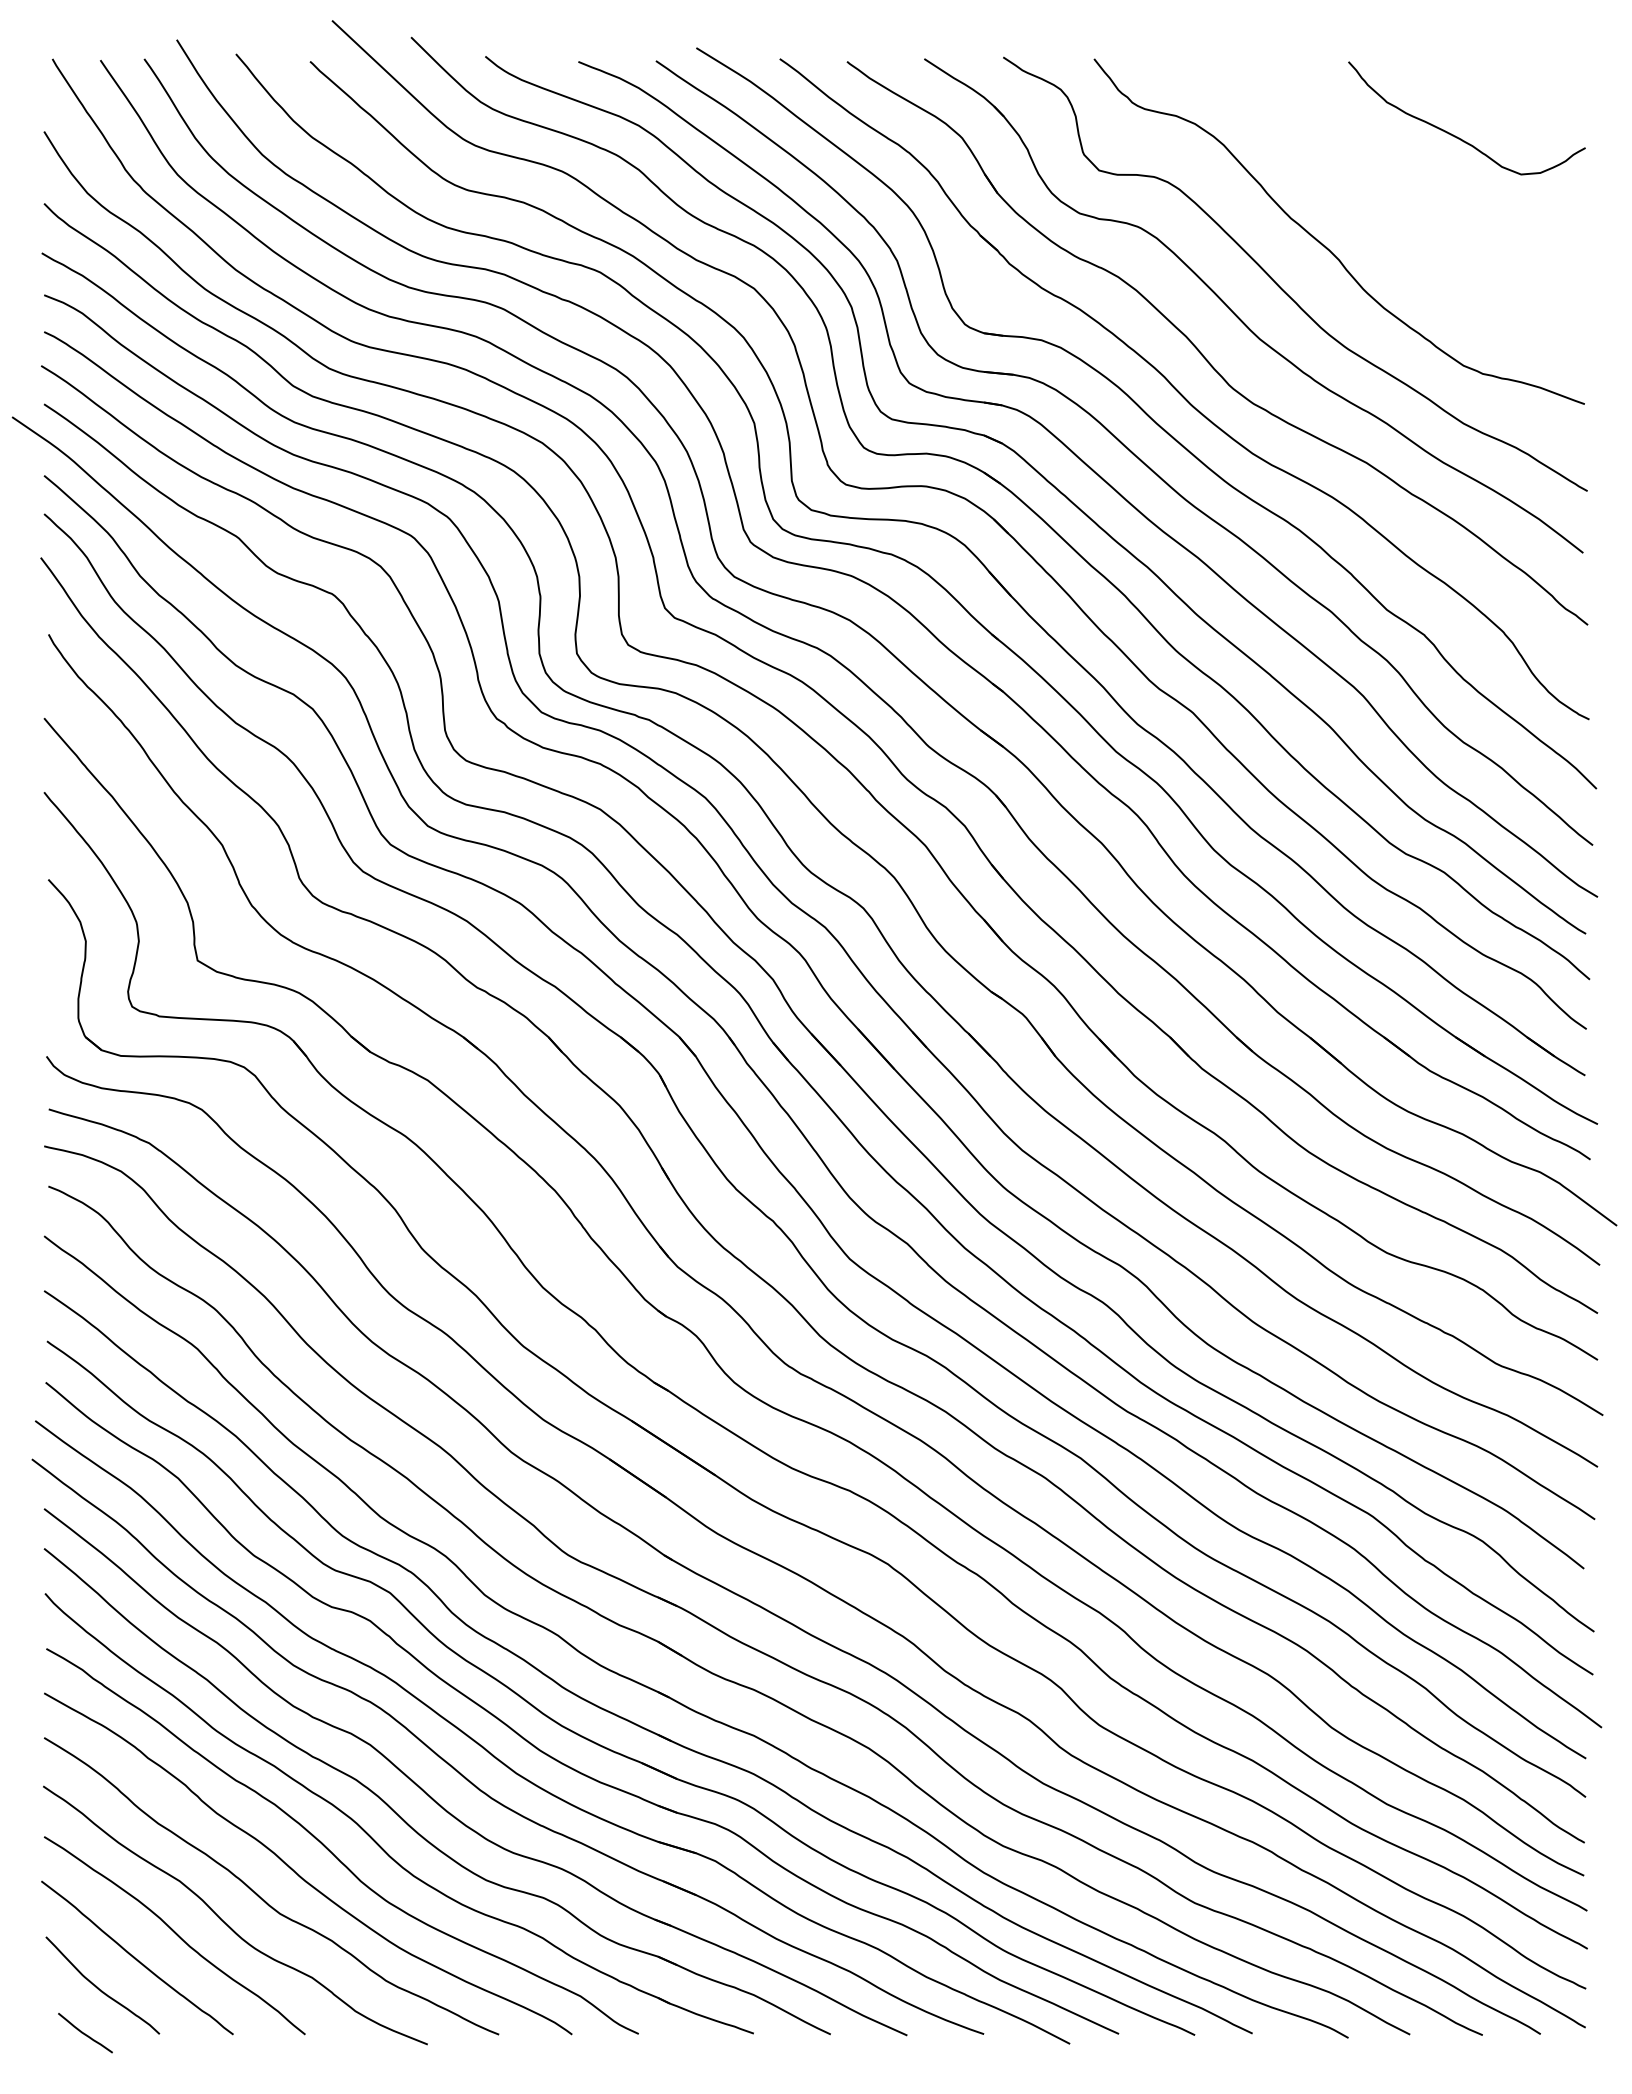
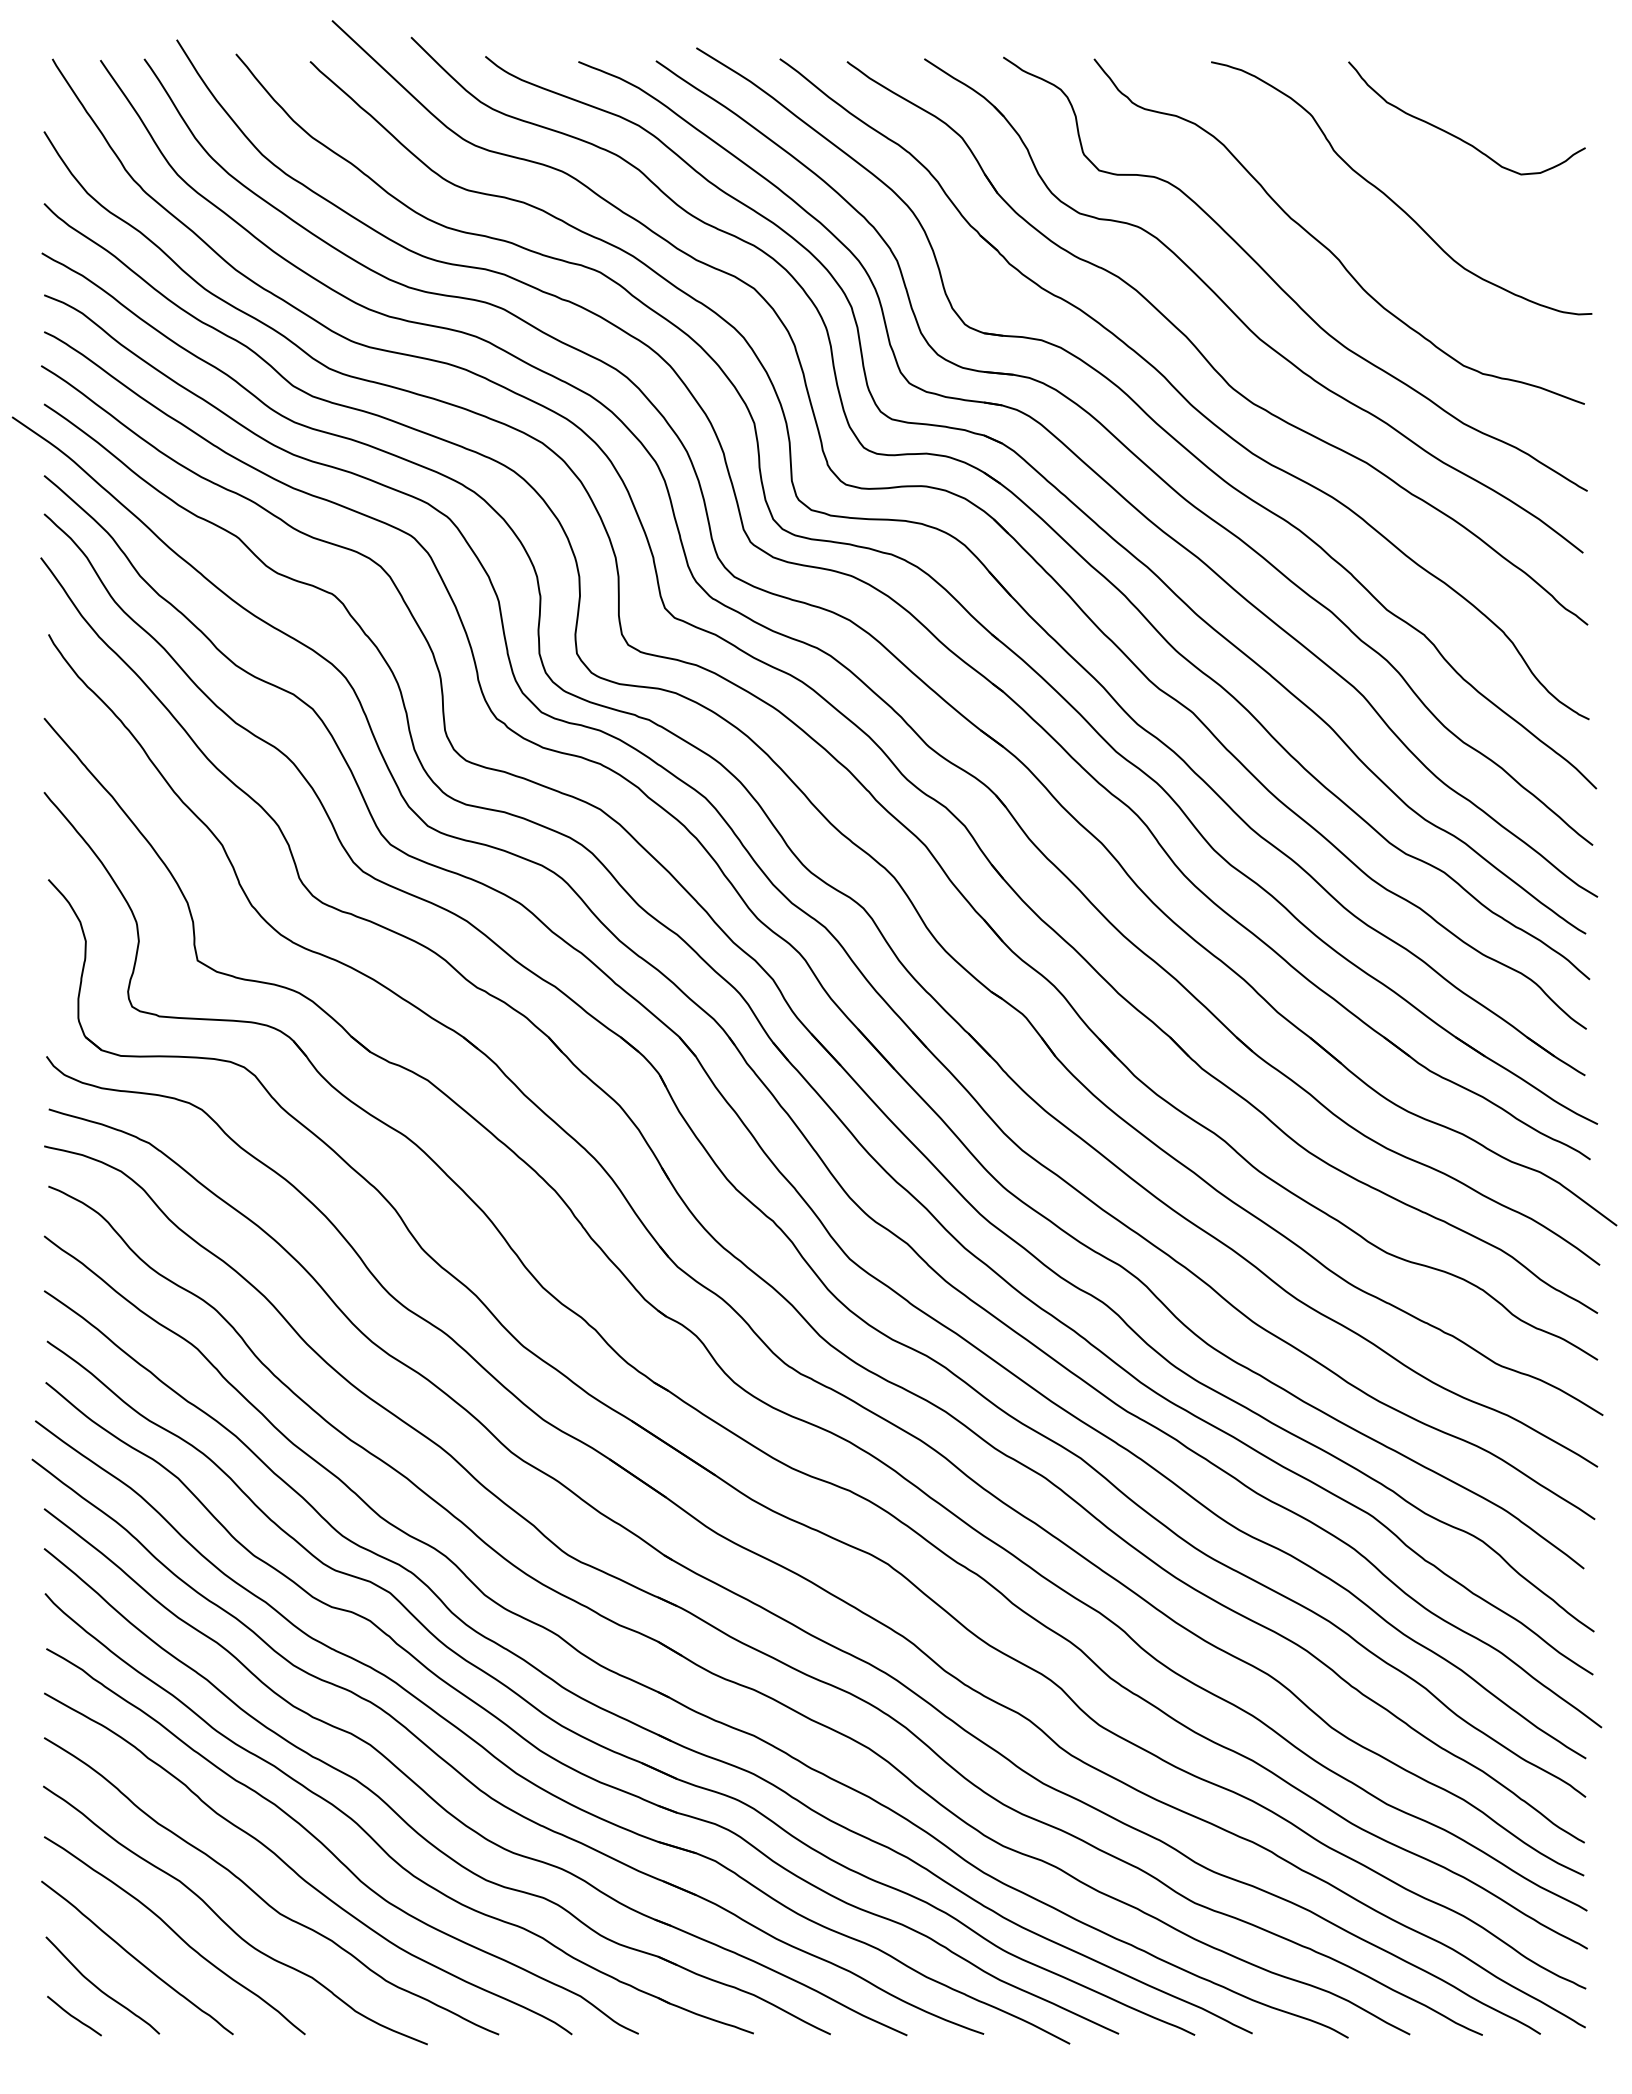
curve: none -> present (1391, 198)
curve position: (85, 2033) -> (74, 2016) (74, 2016)
